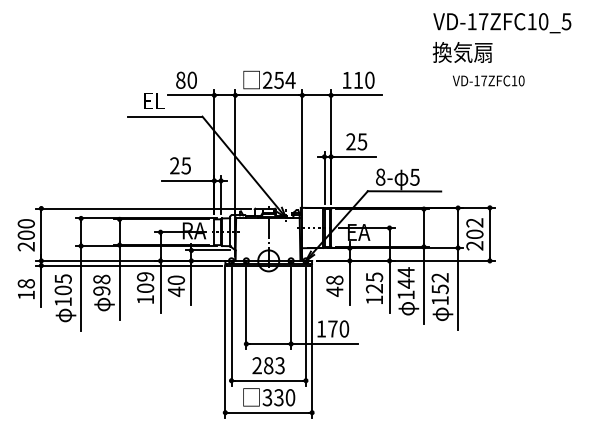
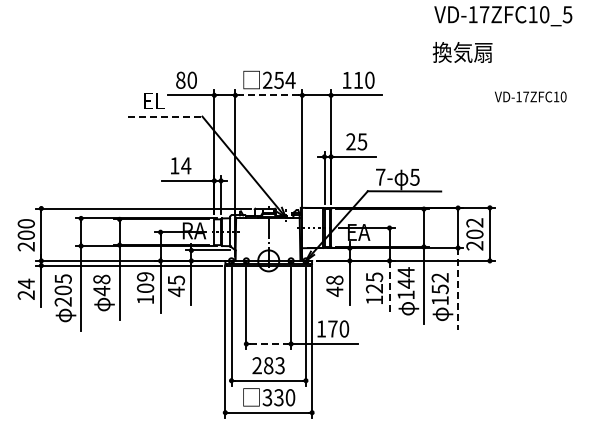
text position: (502, 23) -> (503, 16) (503, 16)
text position: (488, 80) -> (530, 96) (530, 96)
line: solid -> dashed (268, 95)
line: solid -> dashed (165, 116)
text: 25 -> 14 (180, 165)
text: 8- -> 7- (380, 176)
text: 40 -> 45 (175, 280)
line: solid -> dashed (389, 287)
text: 18 -> 24 (25, 288)
line: solid -> dashed (458, 288)
text: 98 -> 48 (101, 291)
text: 105 -> 205 (62, 301)
line: solid -> dashed (269, 344)
